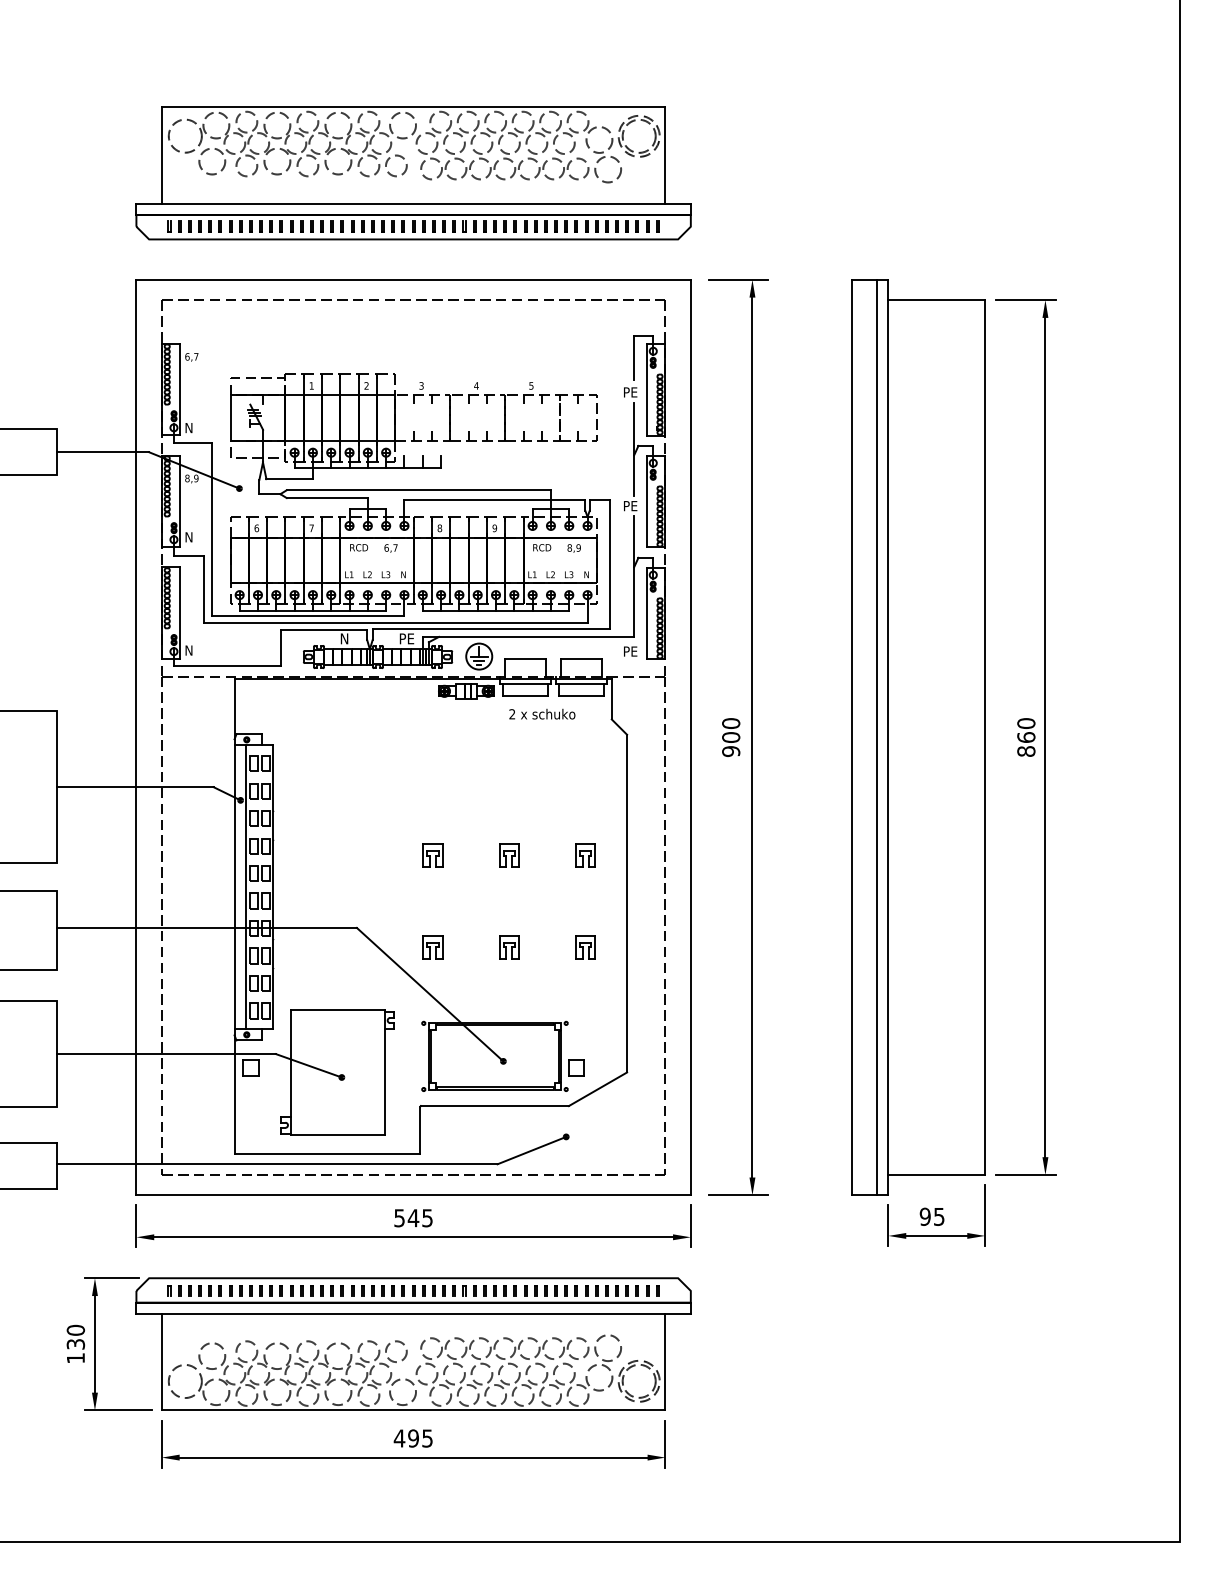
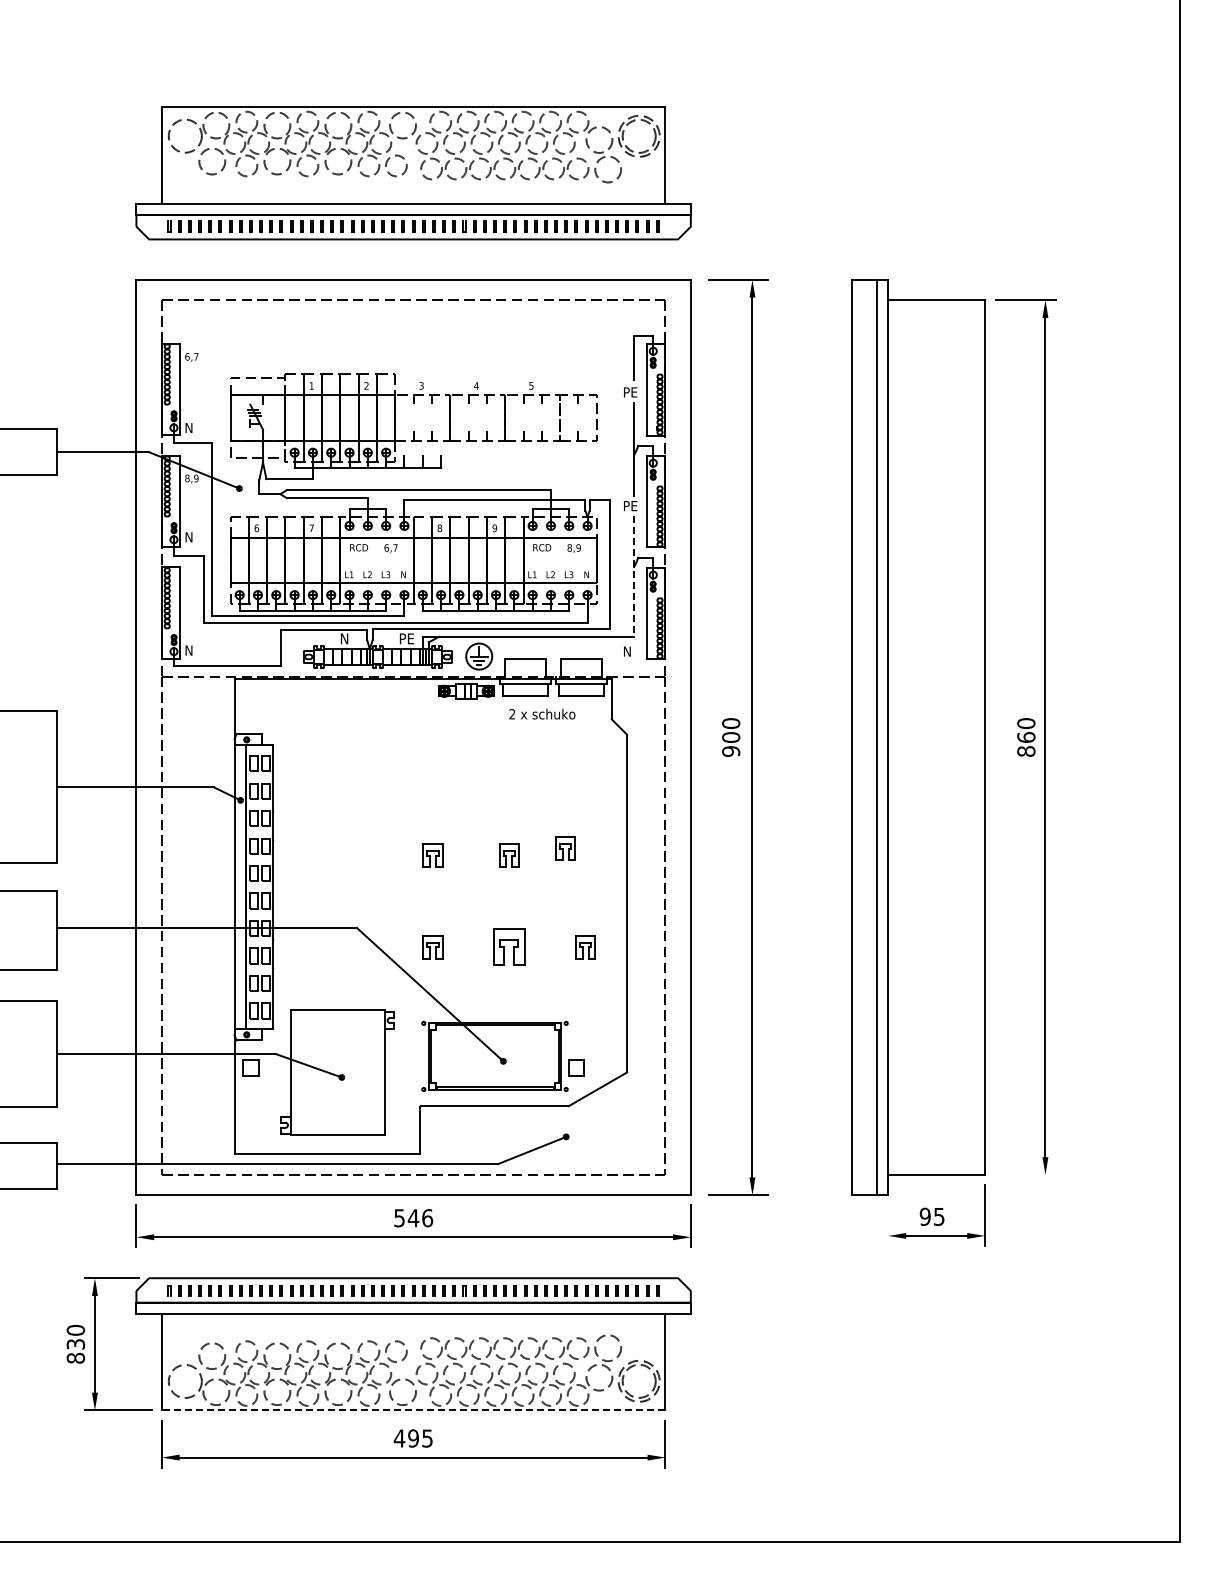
line: solid -> dashed (634, 577)
text: PE -> N (631, 651)
part position: (585, 855) -> (565, 848) (565, 848)
part size: 21x25 px -> 33x38 px (509, 946)
line: present -> none (1025, 1174)
text: 545 -> 546 (427, 1218)
line: present -> none (888, 1225)
text: 130 -> 830 (75, 1357)
line: solid -> dashed (413, 1410)
